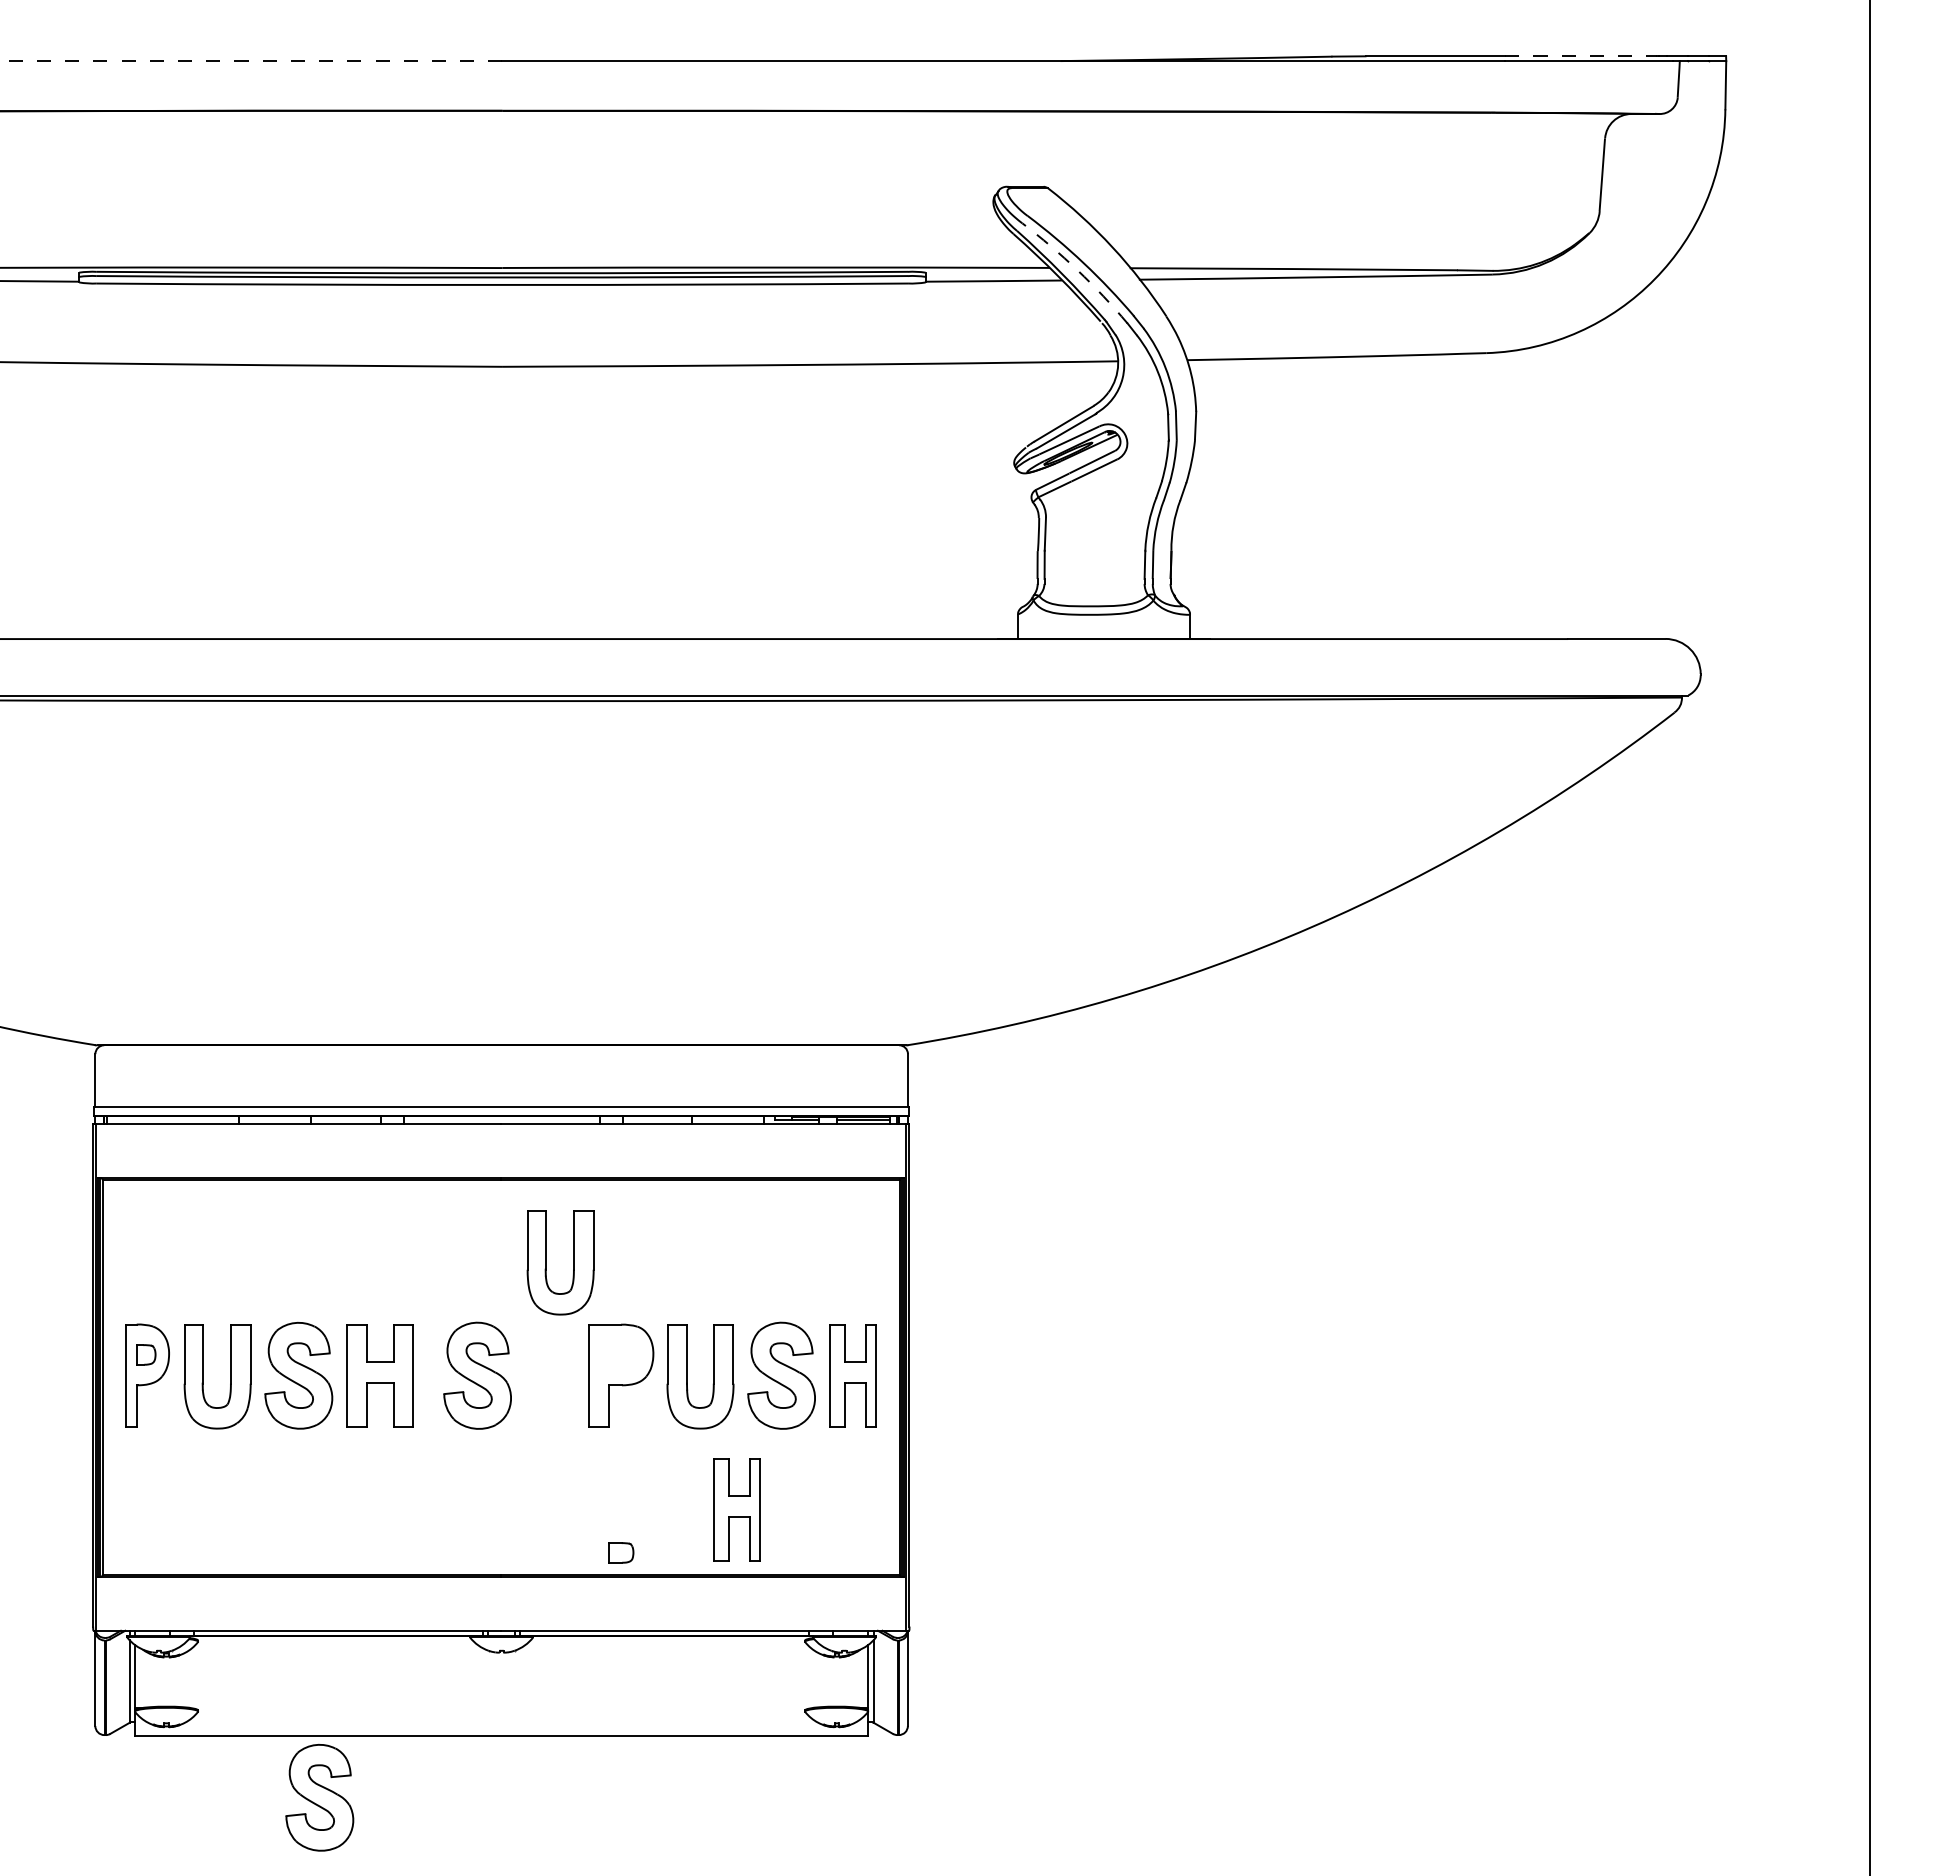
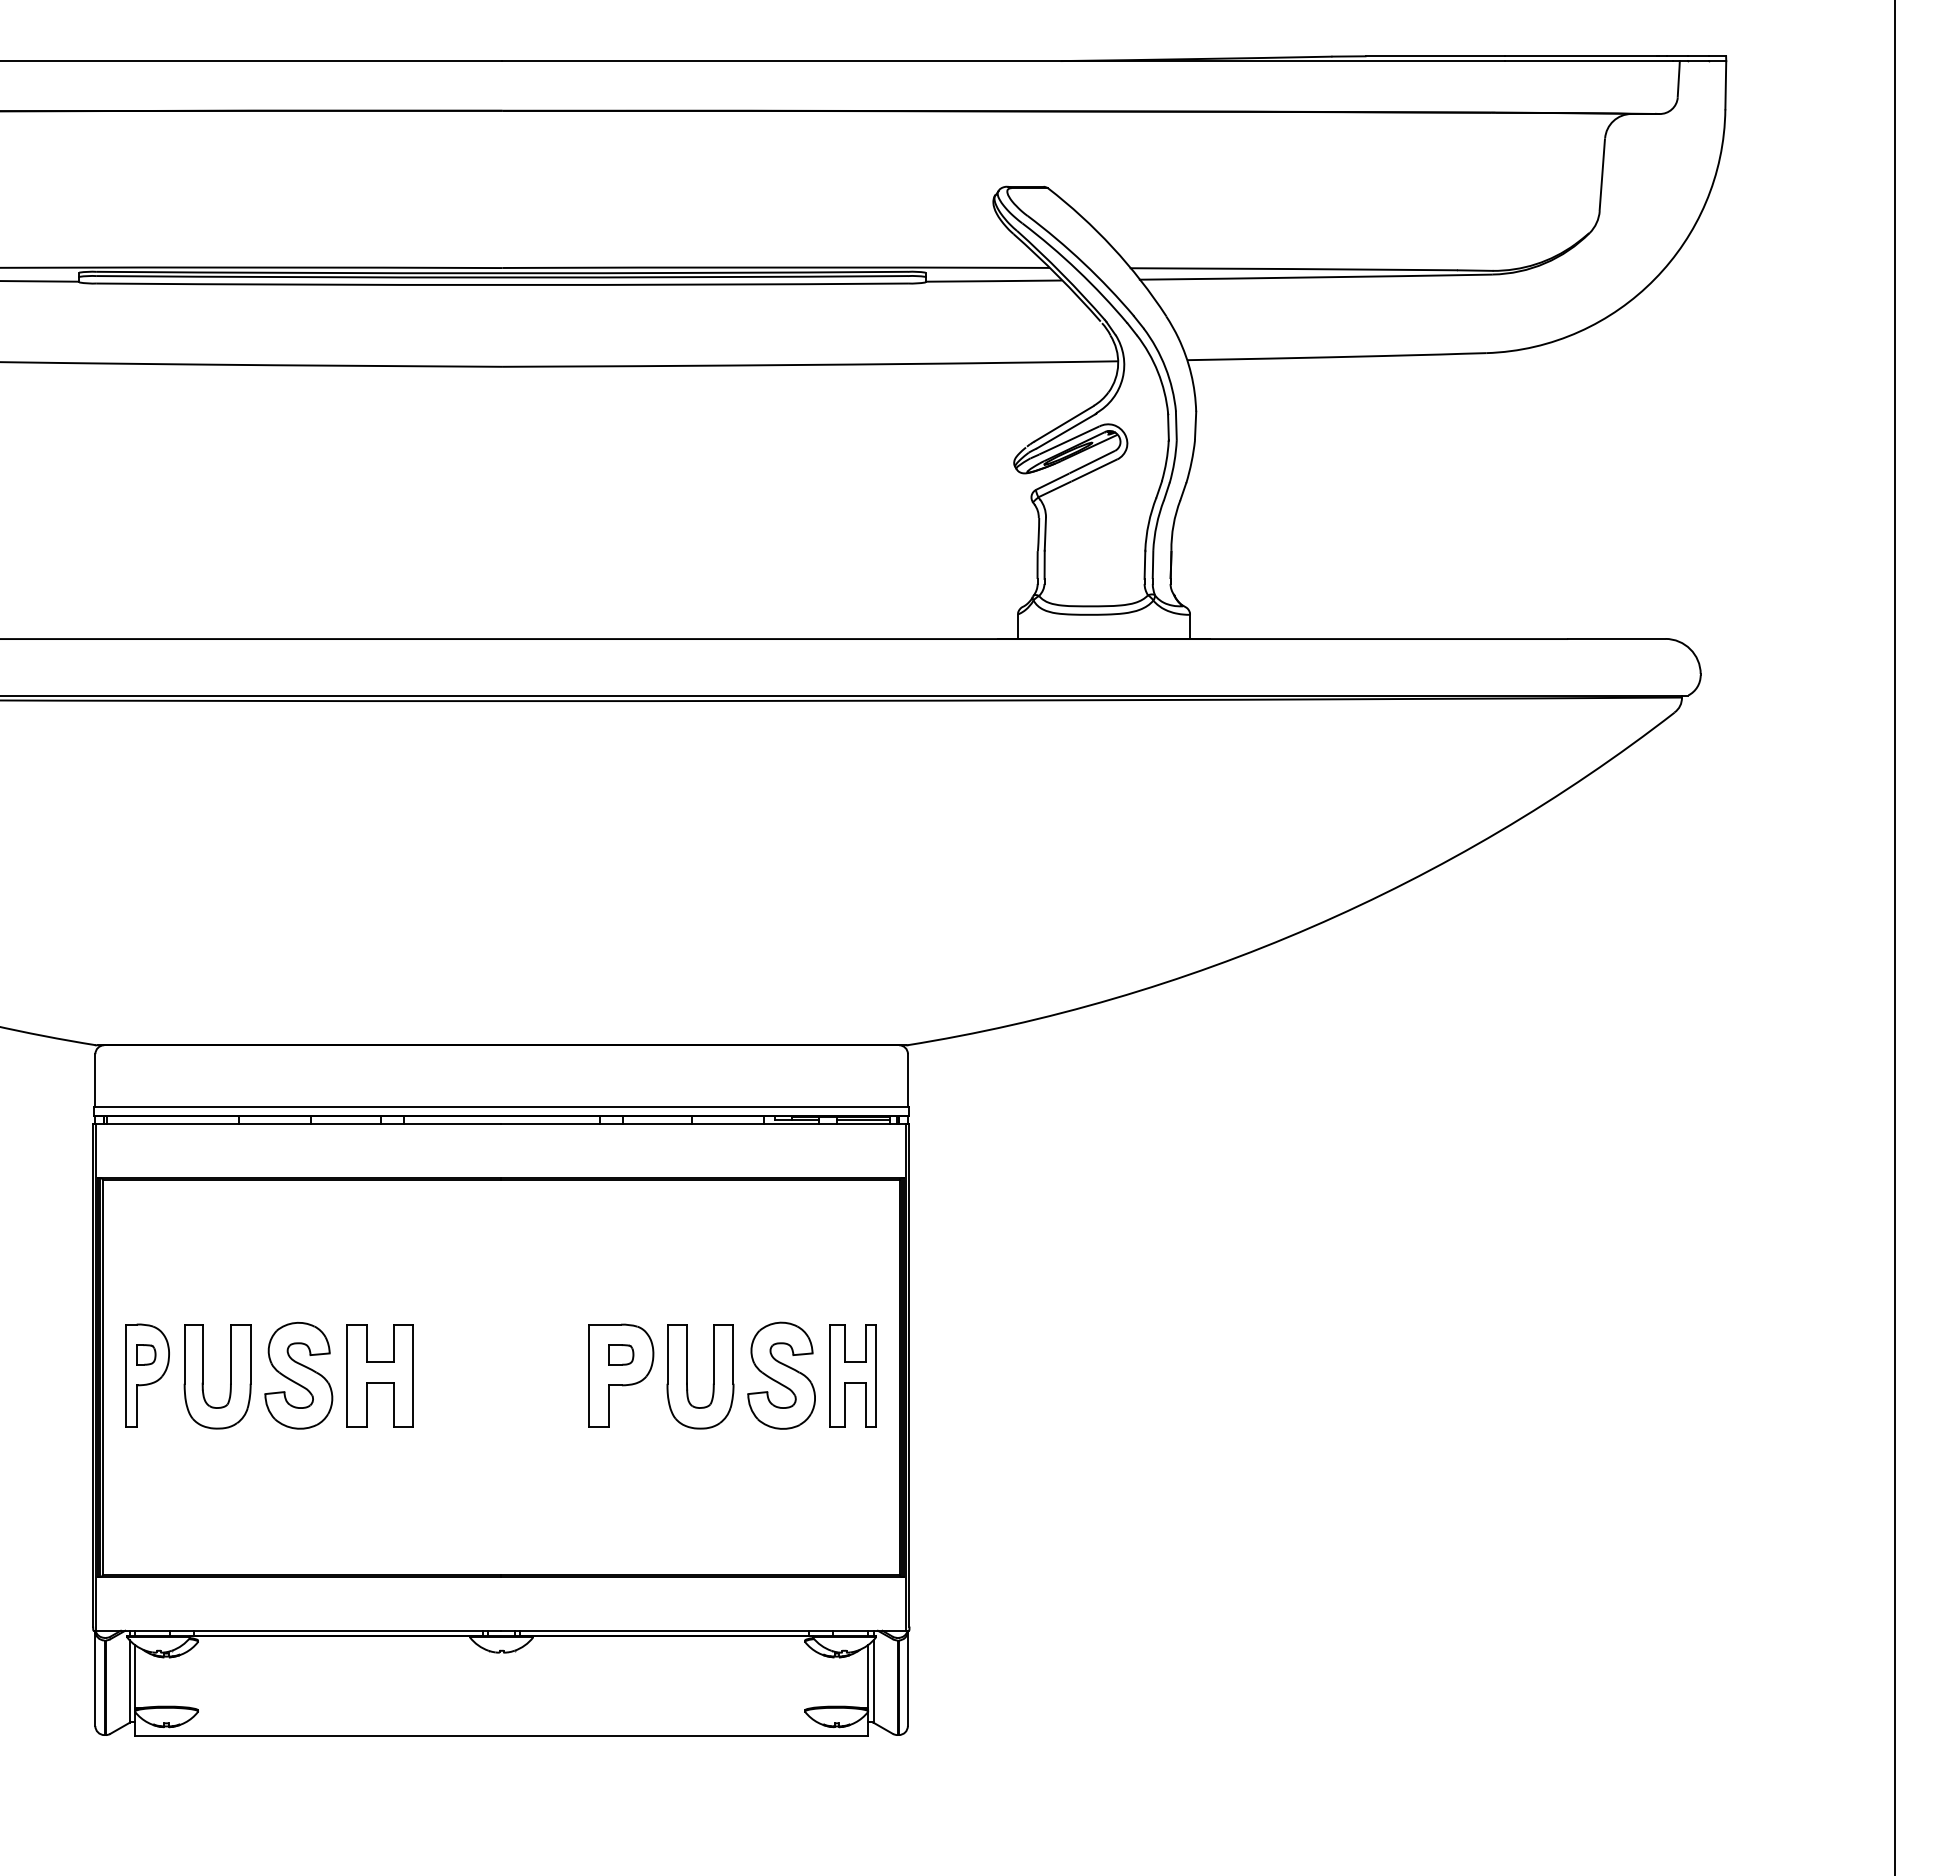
line: dashed -> solid (1580, 56)
line: dashed -> solid (251, 61)
arc: dashed -> solid (1077, 270)
line position: (1870, 937) -> (1895, 937) (1895, 937)
part: present -> none (573, 1262)
part: present -> none (477, 1375)
part: present -> none (736, 1509)
part position: (621, 1552) -> (621, 1354) (621, 1354)
part: present -> none (319, 1797)
